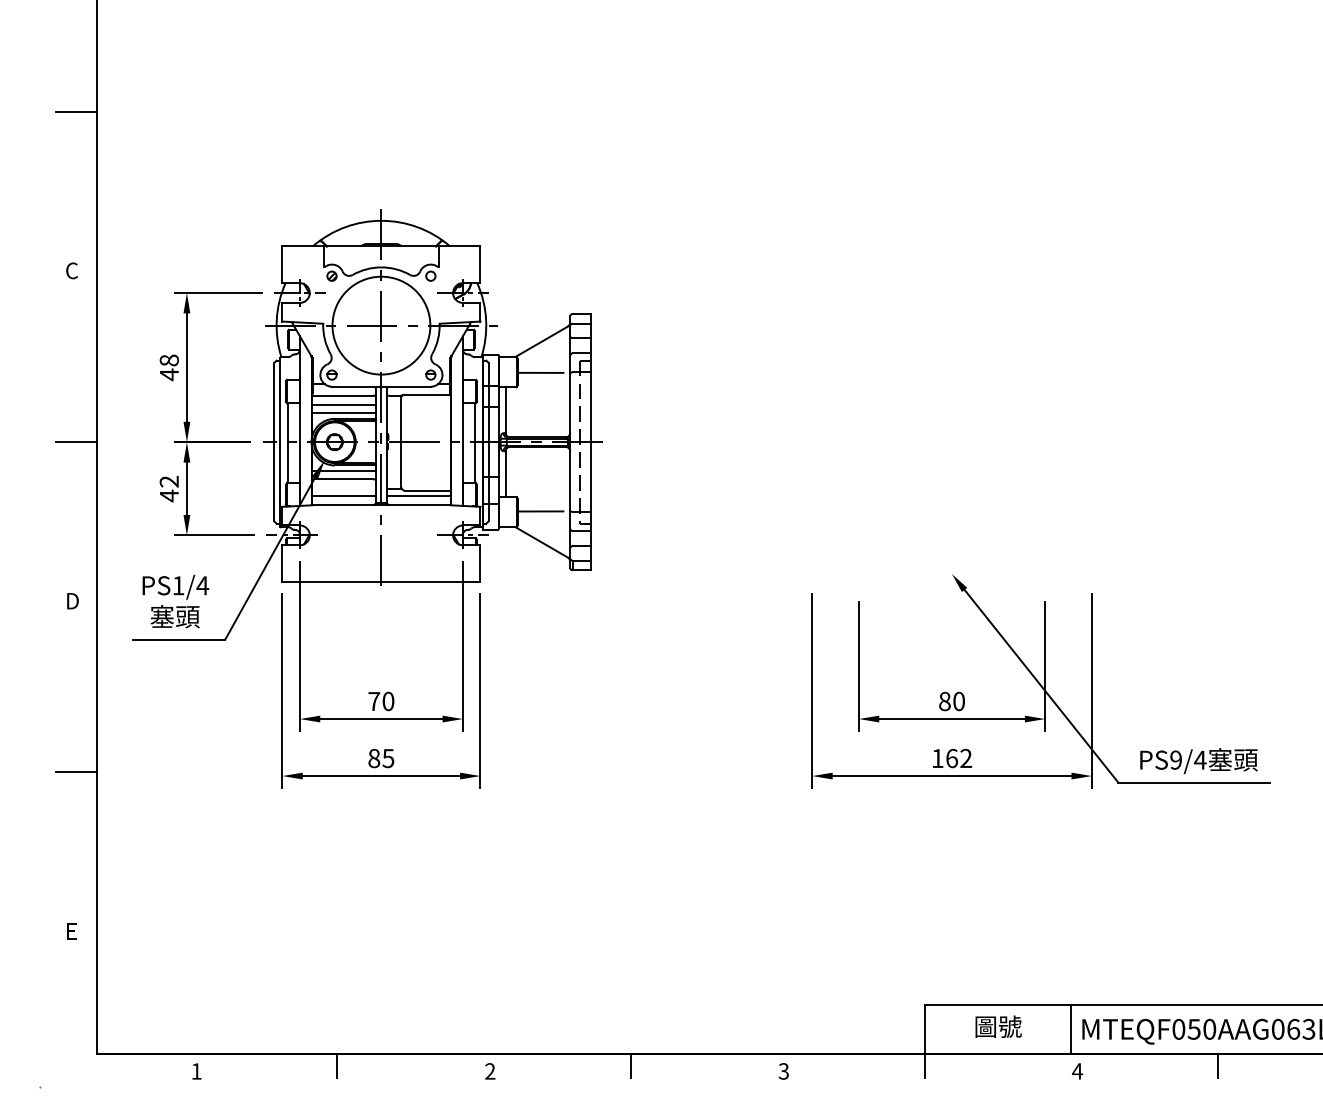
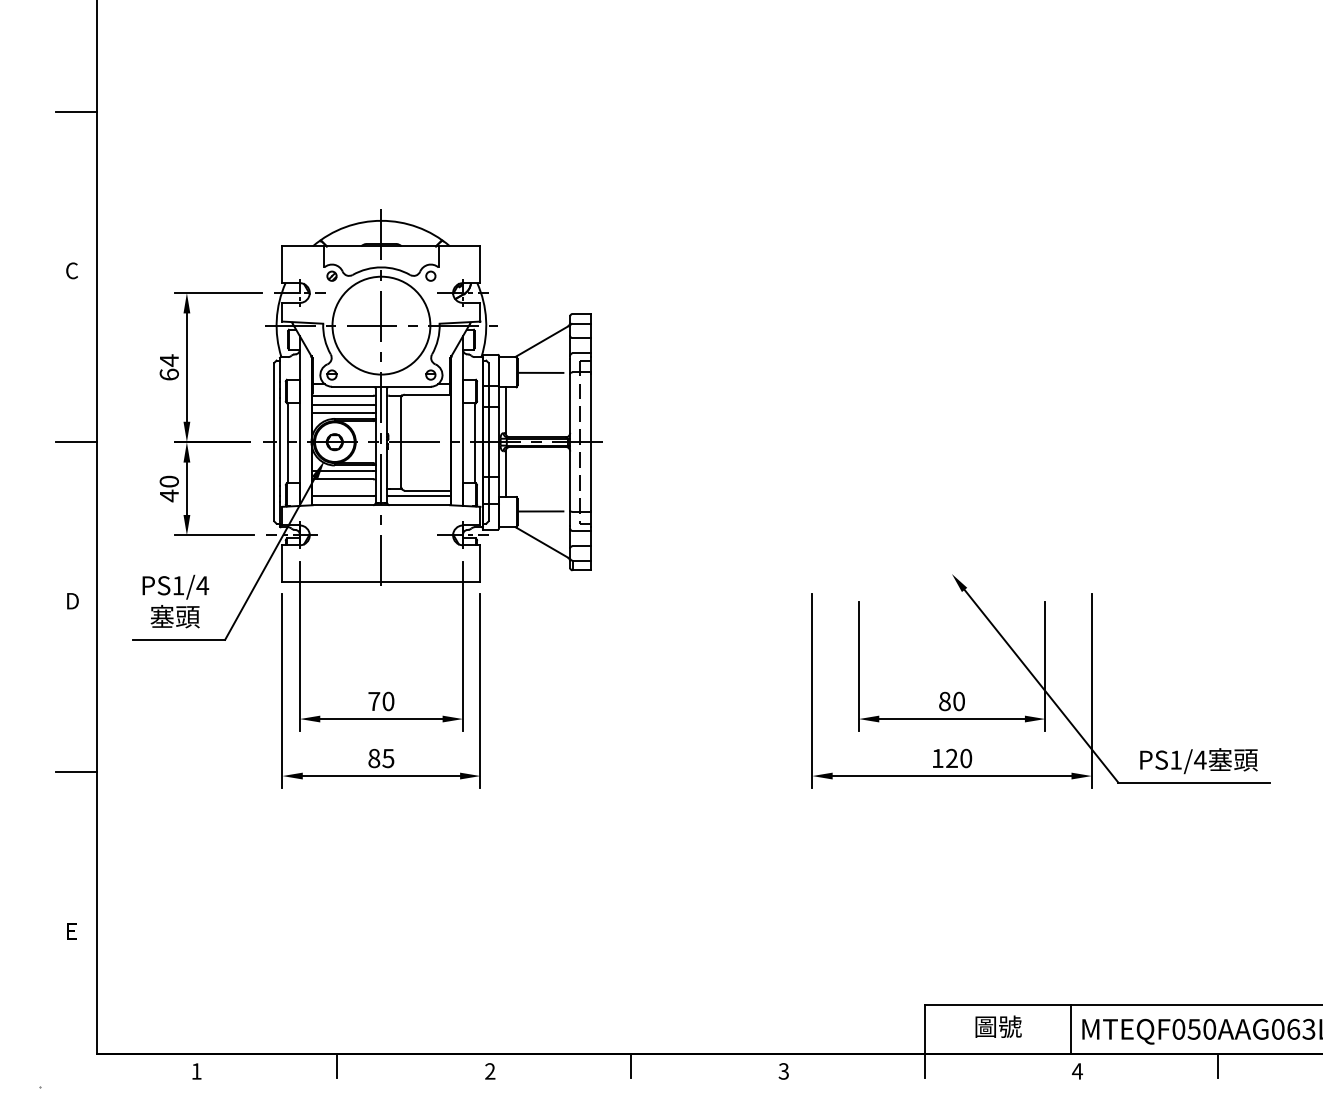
text: 48 -> 64 (168, 367)
text: 42 -> 40 (168, 481)
text: 162 -> 120 (959, 758)
text: PS9/4 -> PS1/4 (1175, 759)
